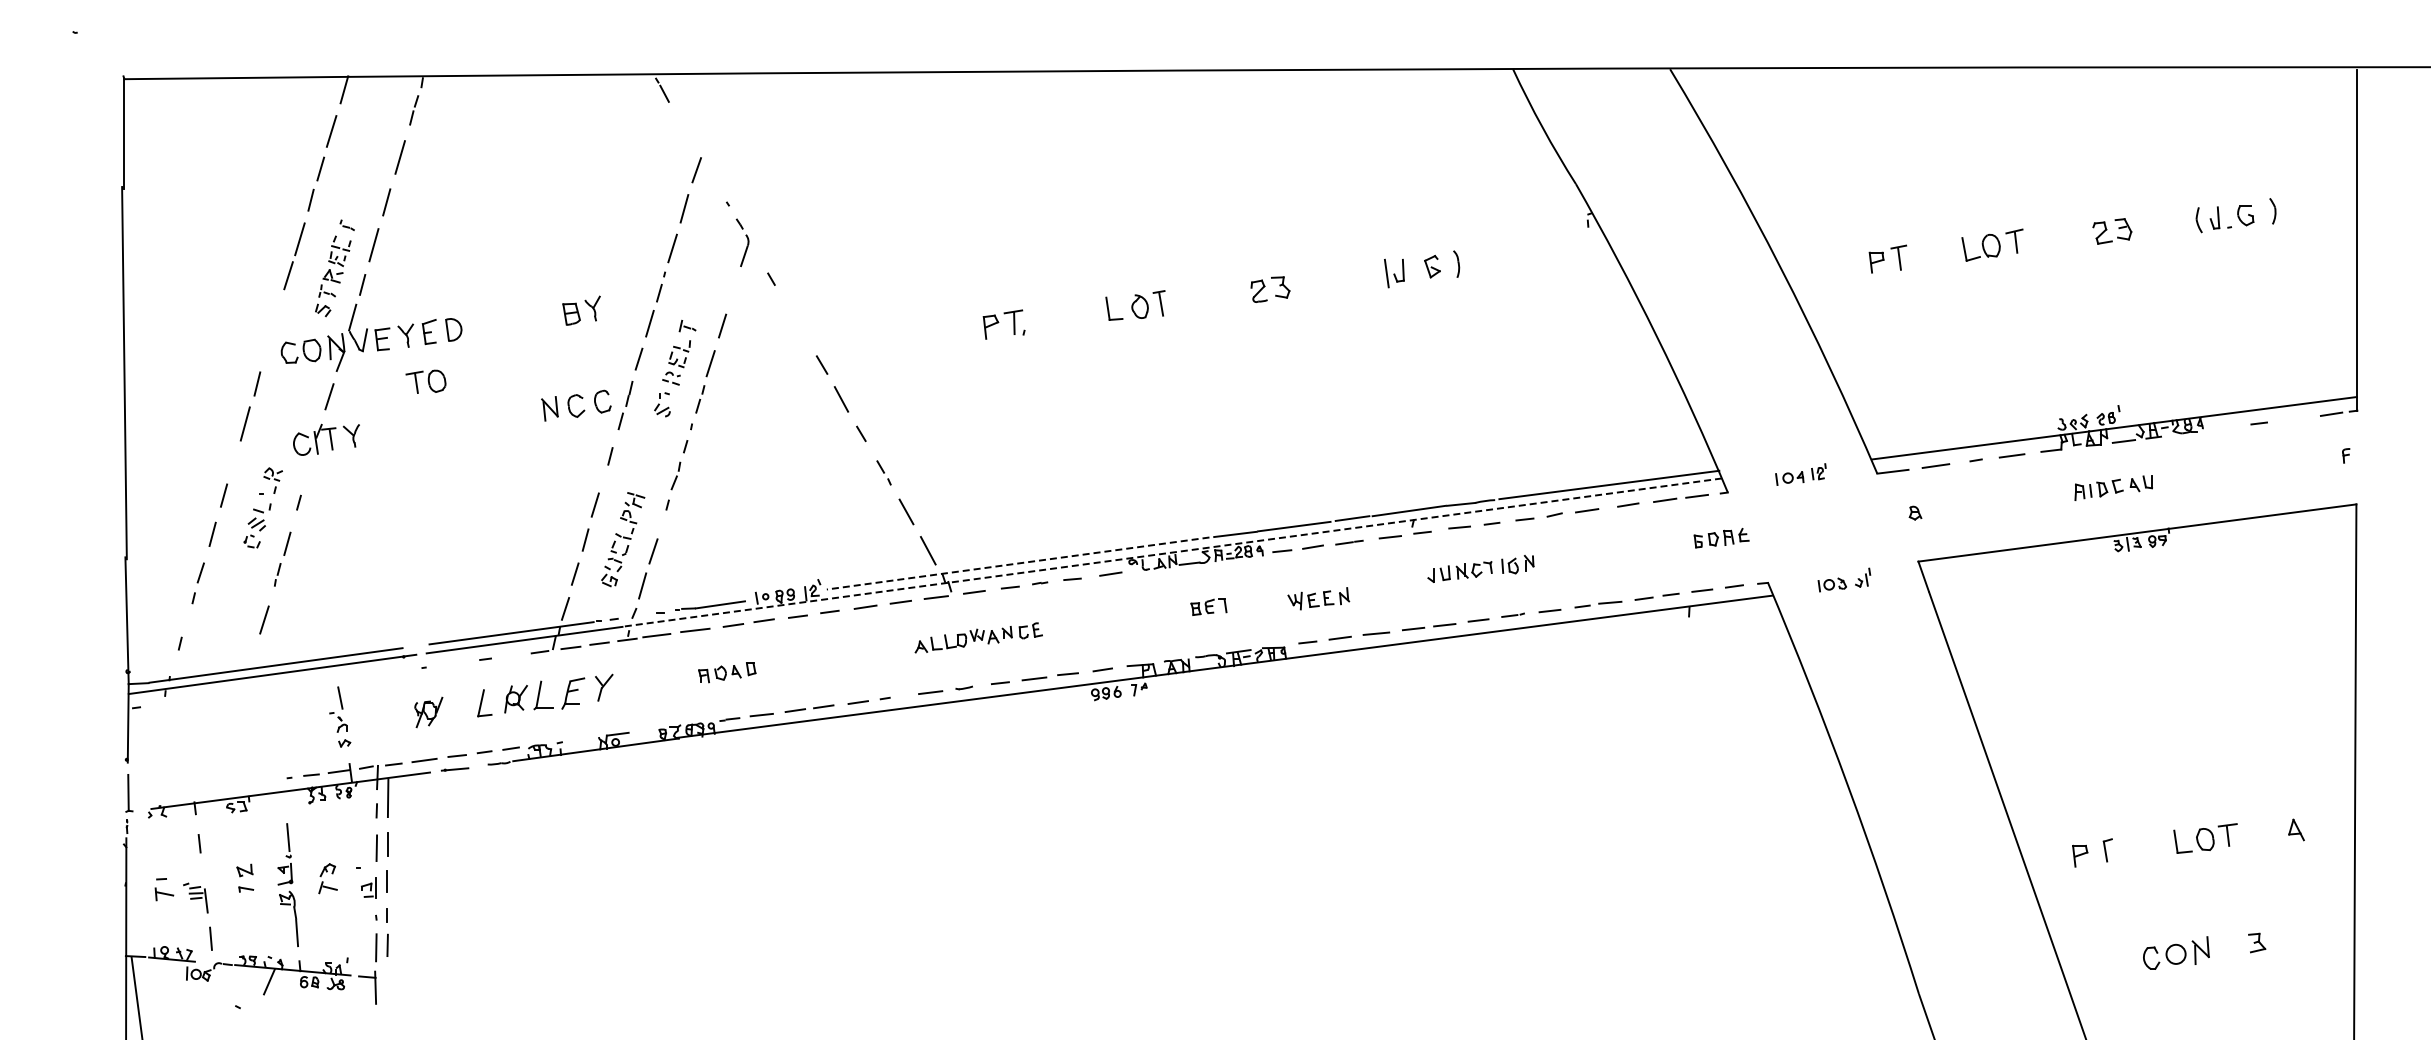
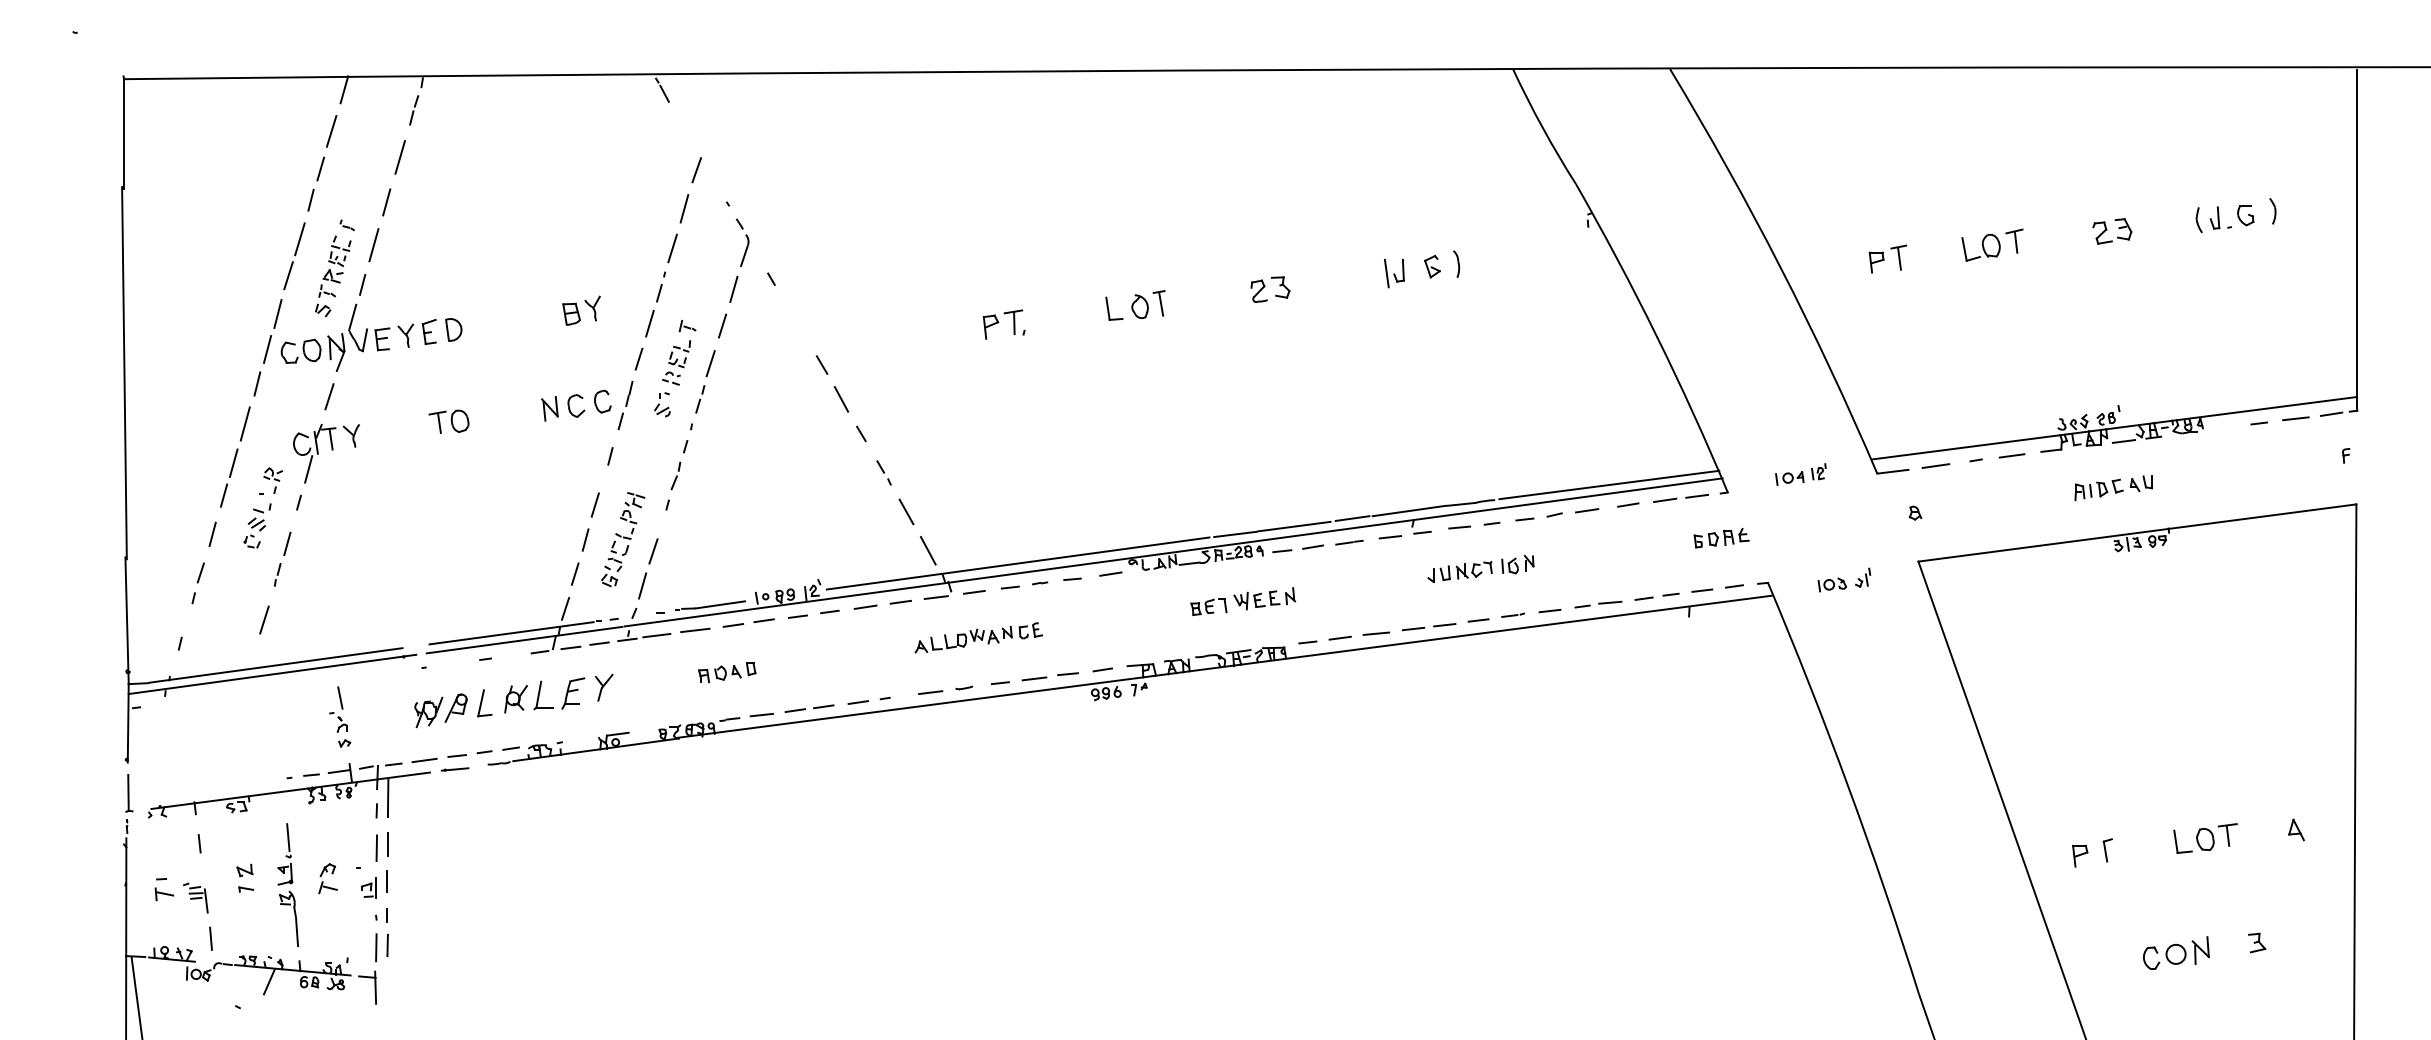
line: none -> present (733, 288)
part: none -> present (272, 331)
part position: (425, 381) -> (448, 421) (448, 421)
line: none -> present (2295, 418)
line: none -> present (233, 462)
line: none -> present (308, 469)
line: dashed -> solid (1173, 552)
line: dashed -> solid (1017, 563)
part position: (1318, 598) -> (1264, 598) (1264, 598)
part: none -> present (455, 707)
